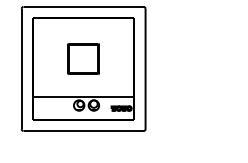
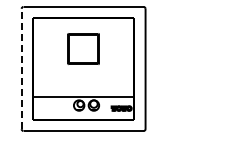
part position: (83, 58) -> (83, 48) (83, 48)
line: solid -> dashed (21, 68)
